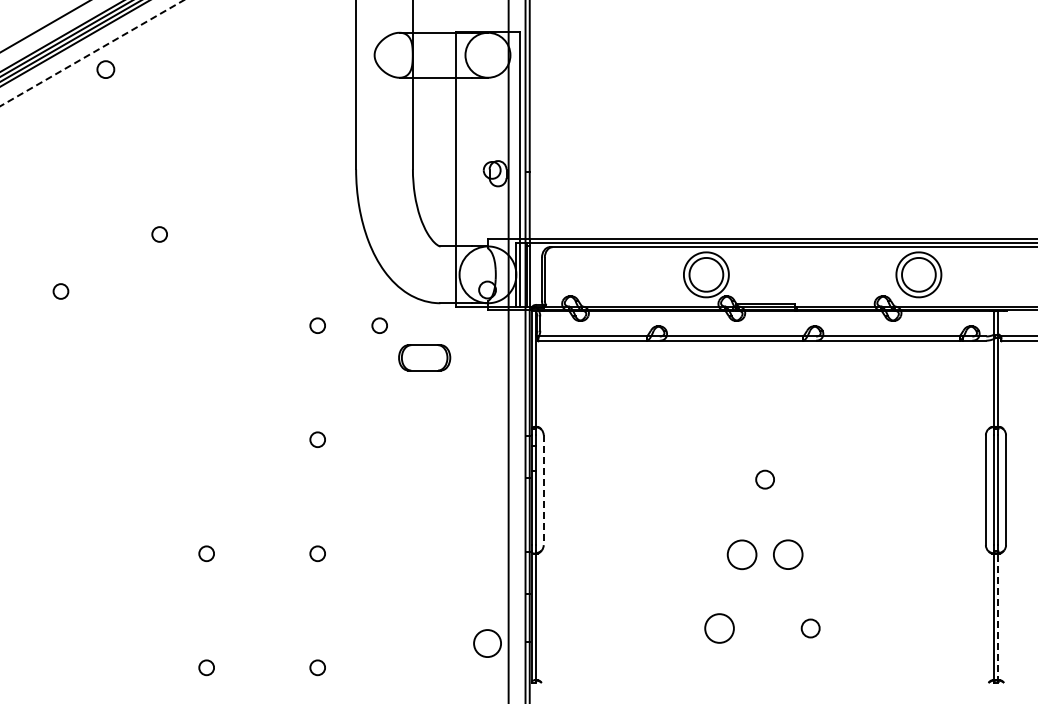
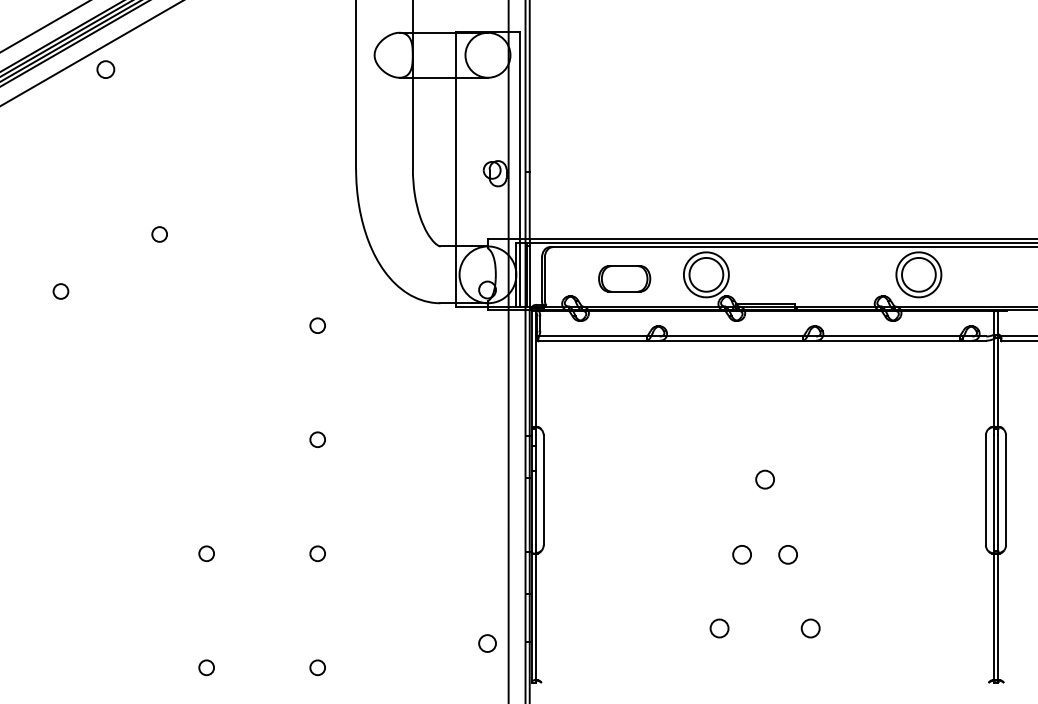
line: dashed -> solid (92, 52)
circle: present -> none (379, 325)
part position: (424, 357) -> (624, 278) (624, 278)
line: dashed -> solid (543, 490)
circle diameter: 29 px -> 18 px (742, 554)
circle size: 31x31 px -> 20x20 px (787, 554)
line: dashed -> solid (998, 617)
circle diameter: 29 px -> 18 px (719, 628)
circle diameter: 27 px -> 17 px (487, 643)
